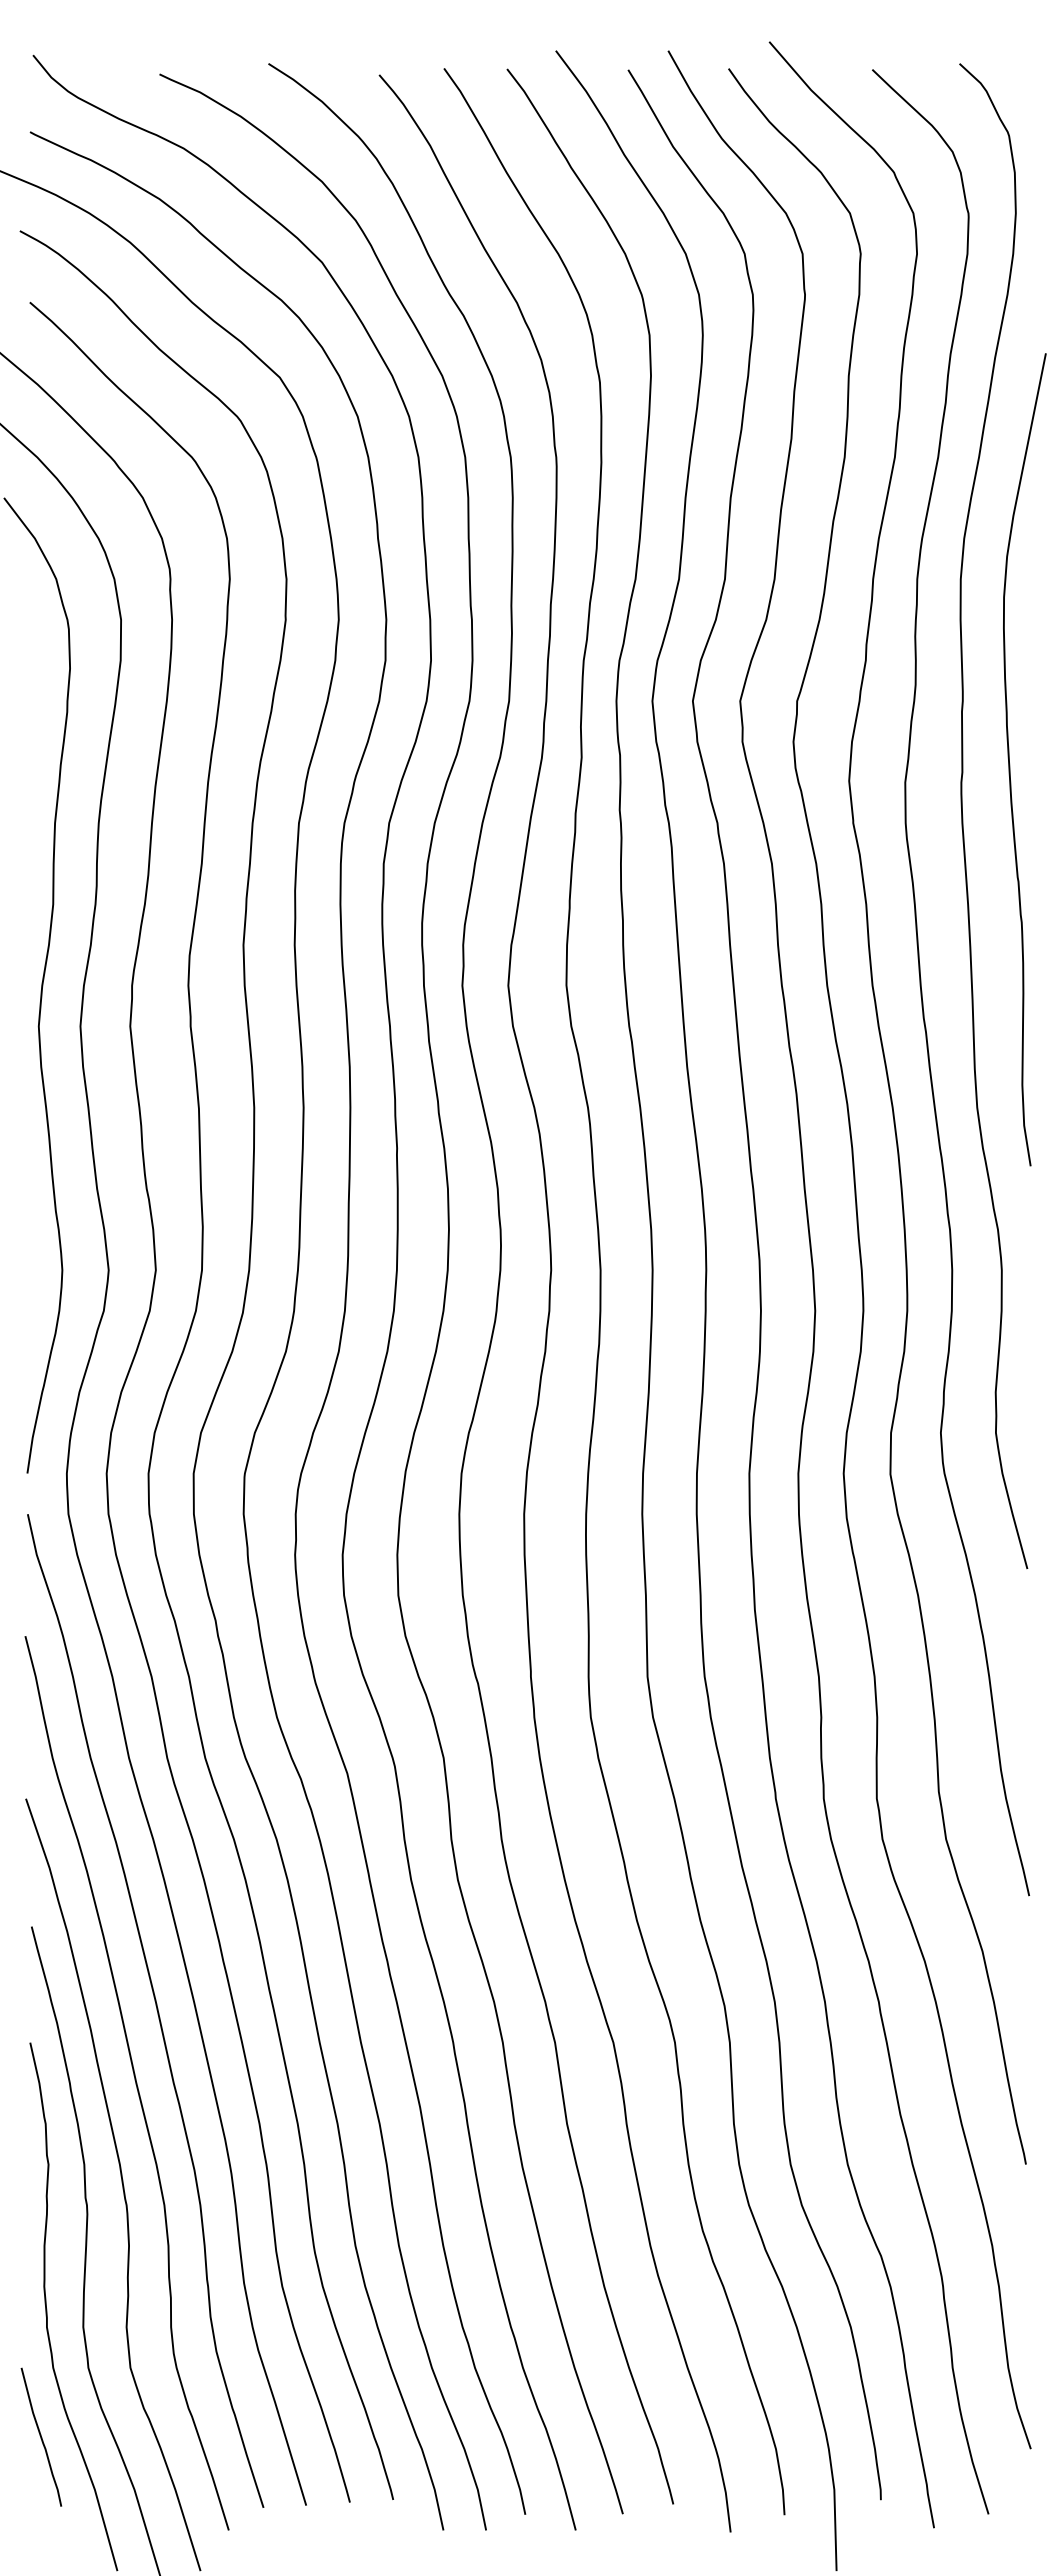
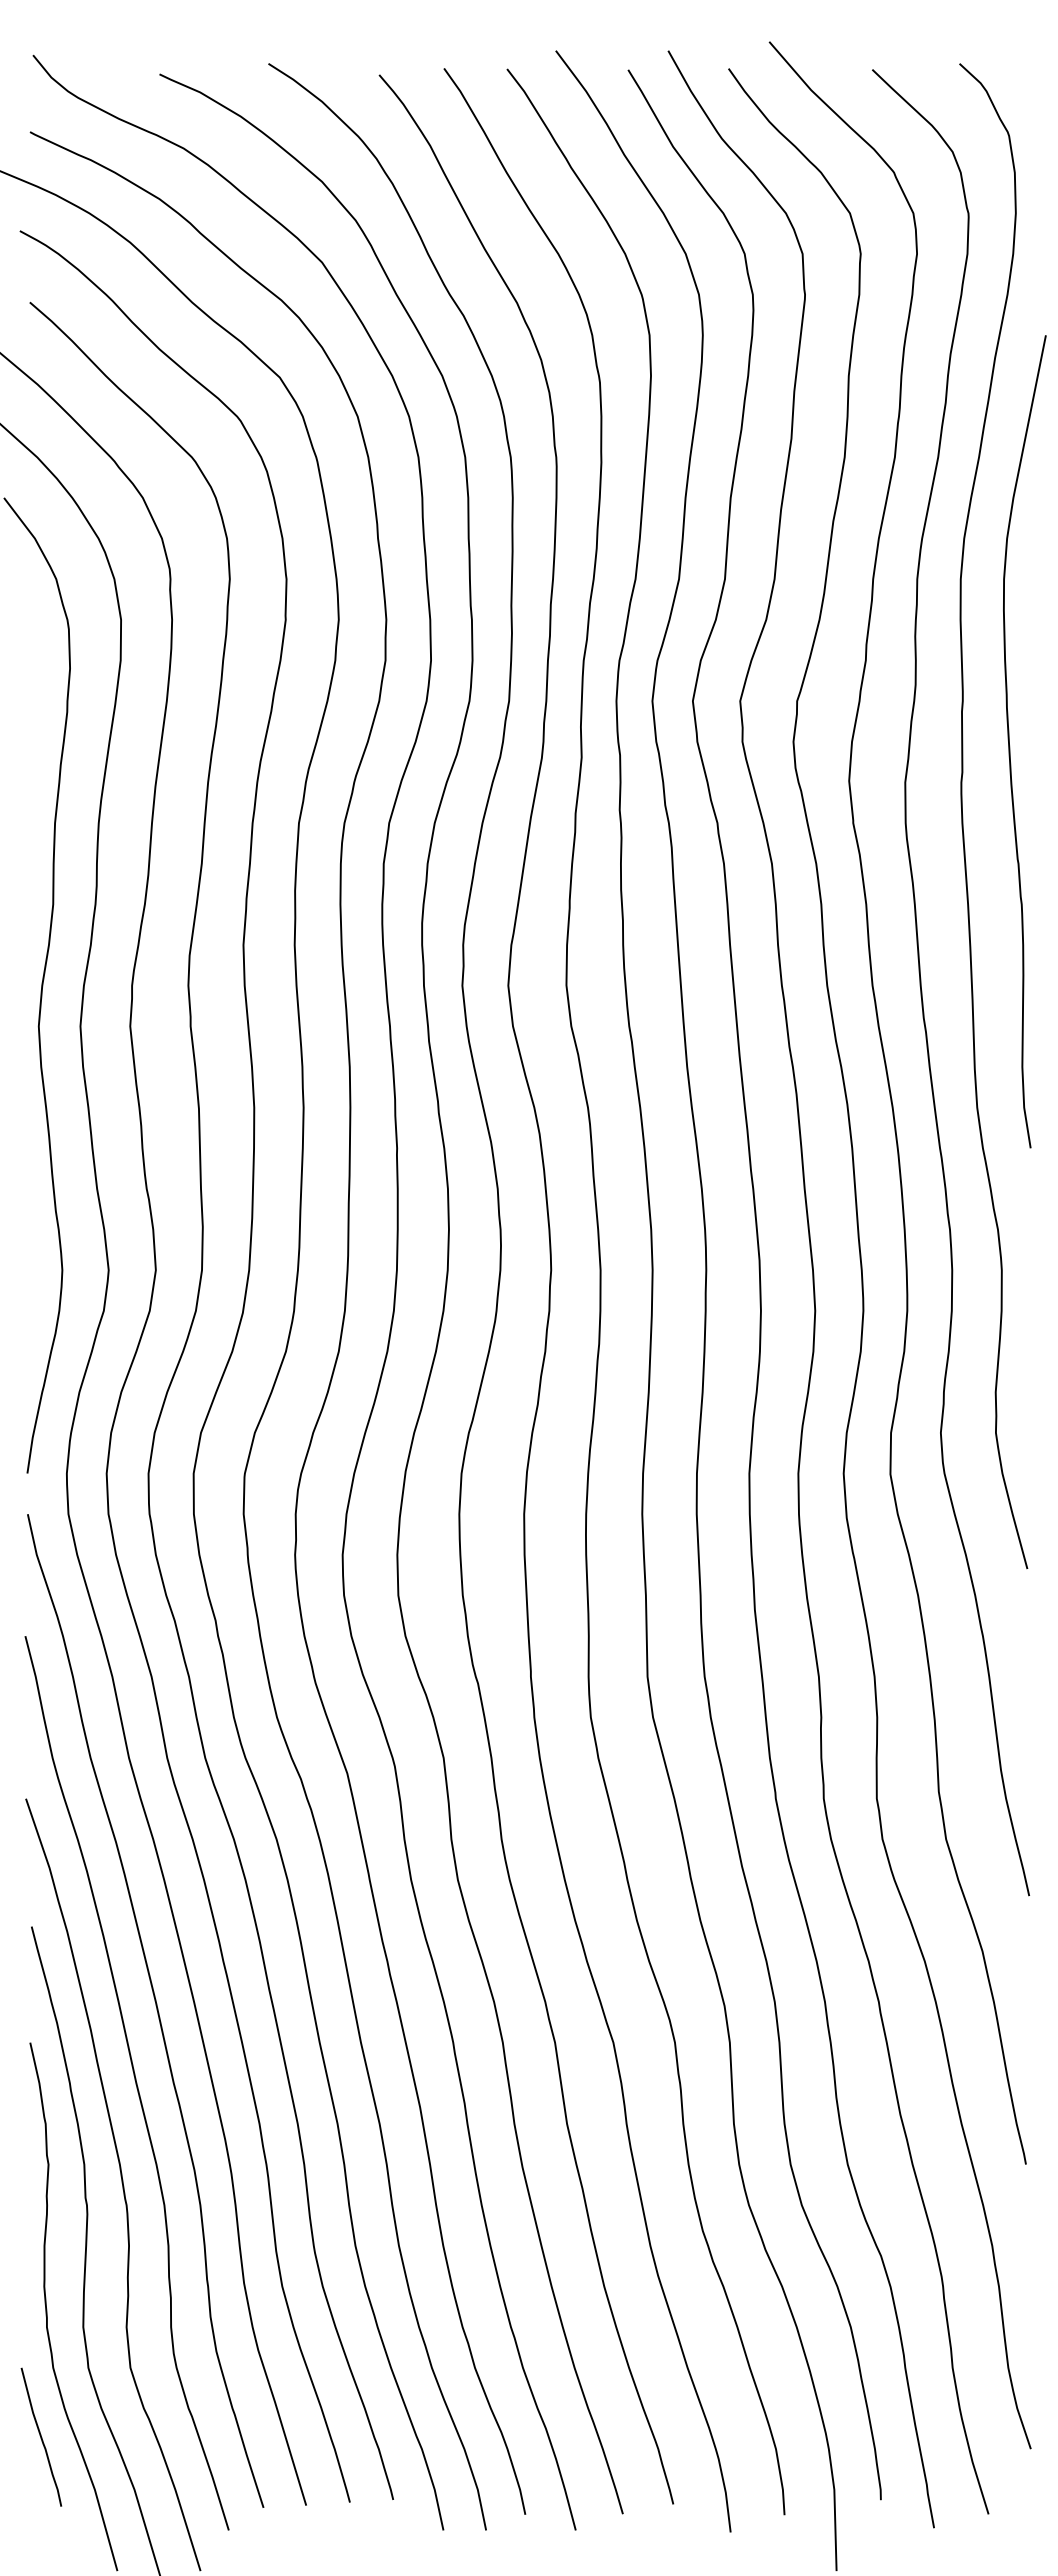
curve position: (1010, 764) -> (1010, 746) (1010, 746)
